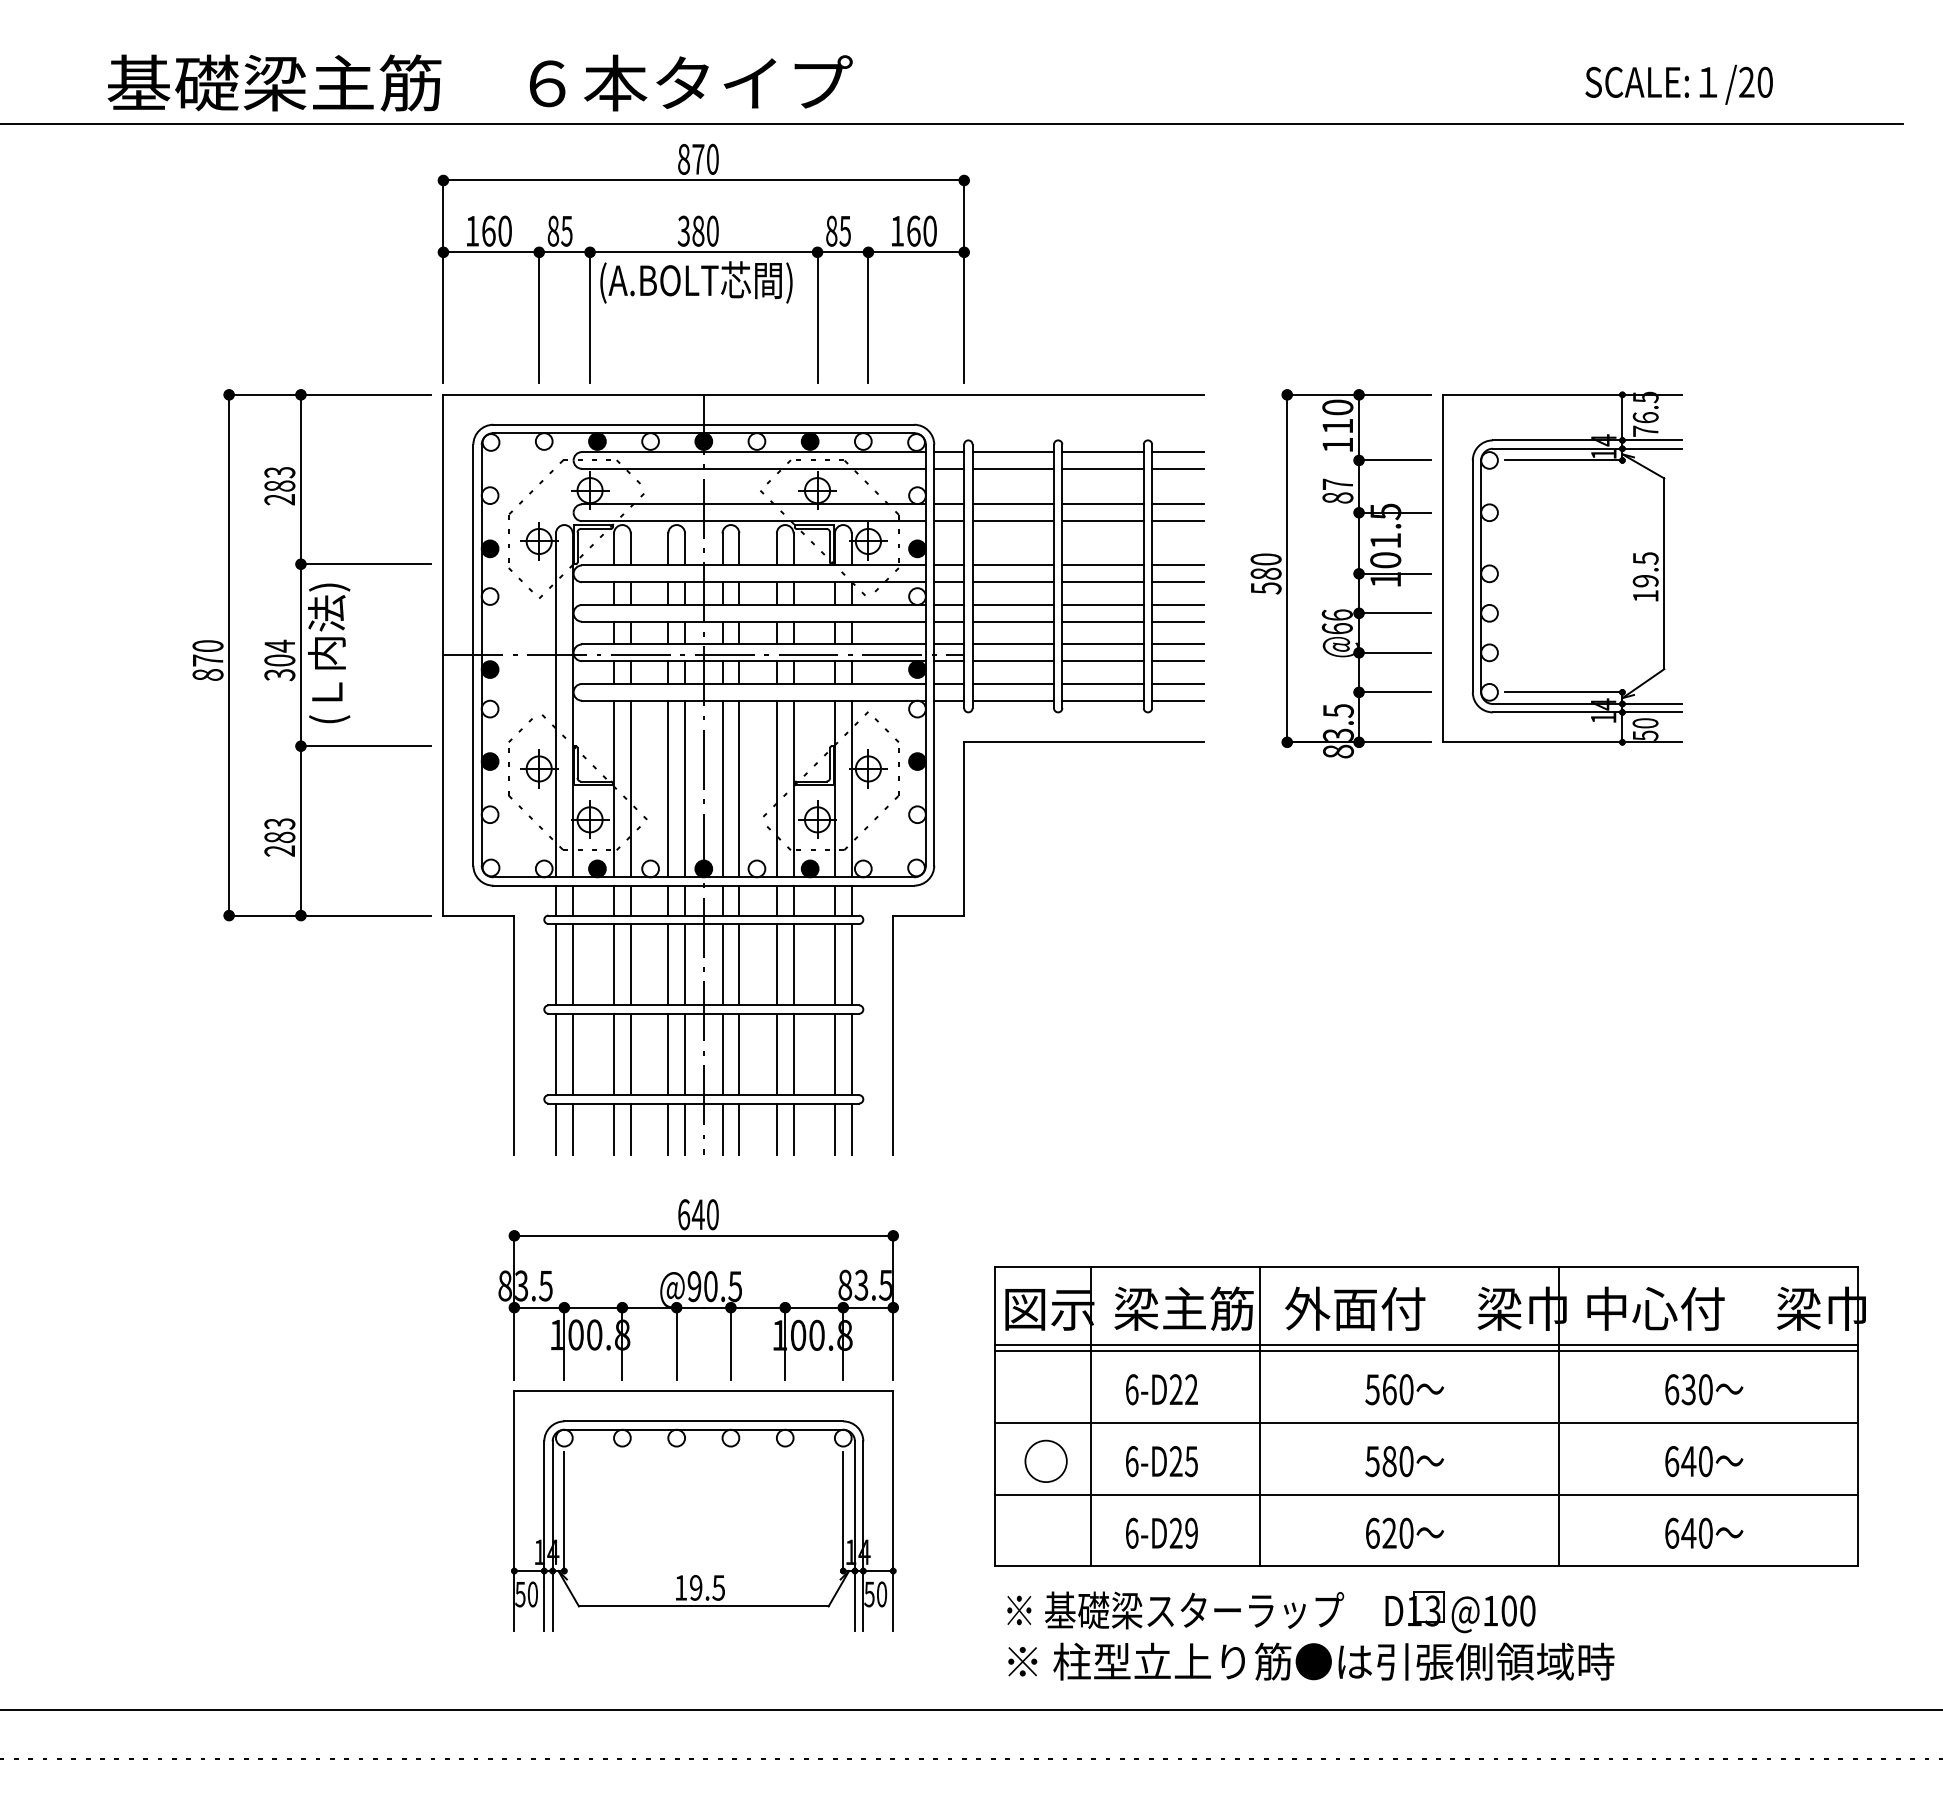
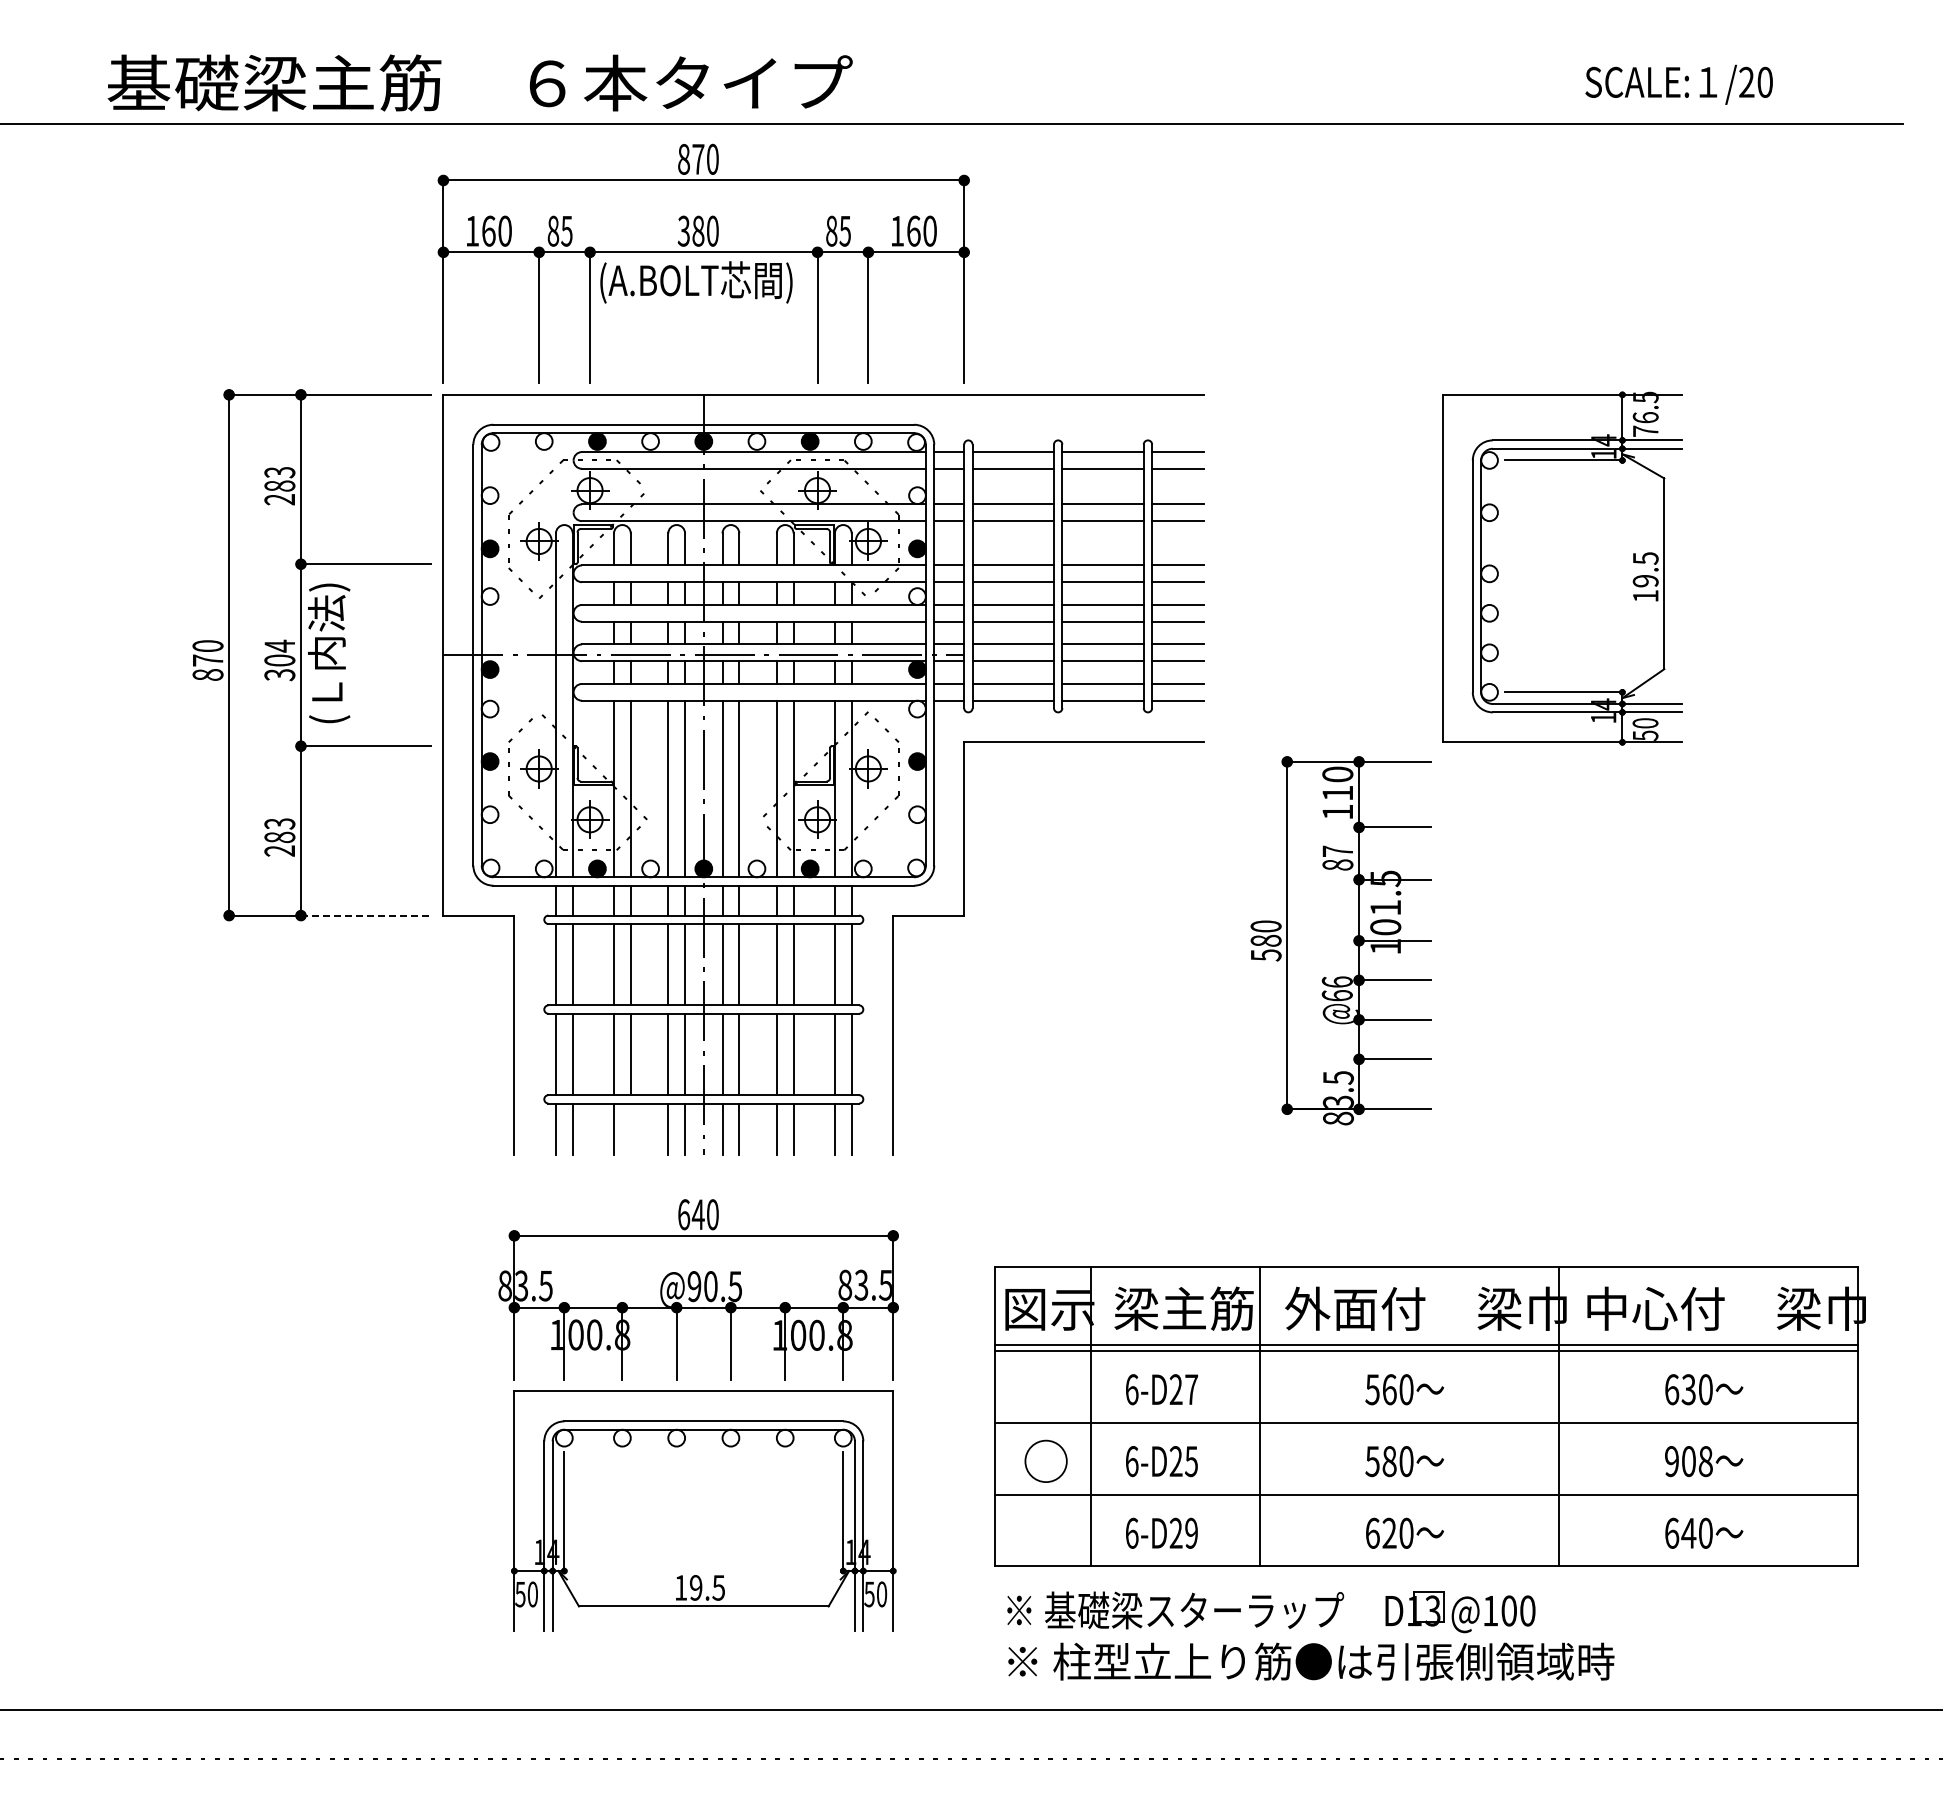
part position: (1340, 573) -> (1340, 940) (1340, 940)
line: solid -> dashed (366, 915)
line: present -> none (630, 1129)
text: 6-D22 -> 6-D27 (1191, 1389)
text: 640 -> 908 (1688, 1461)
